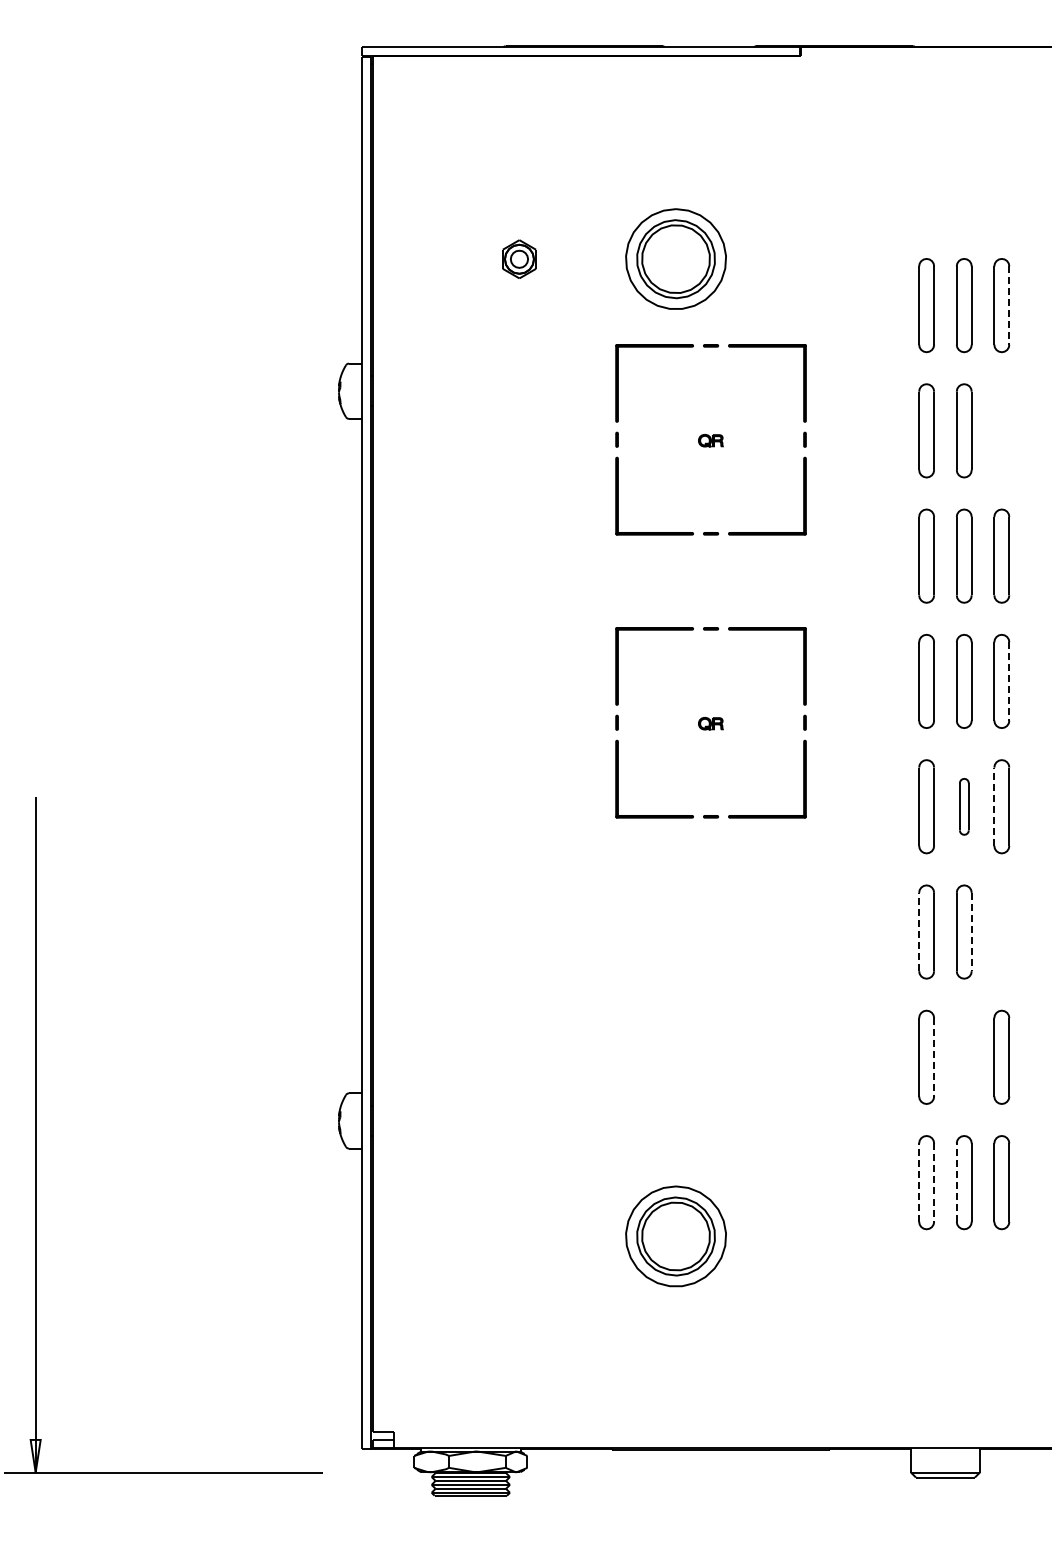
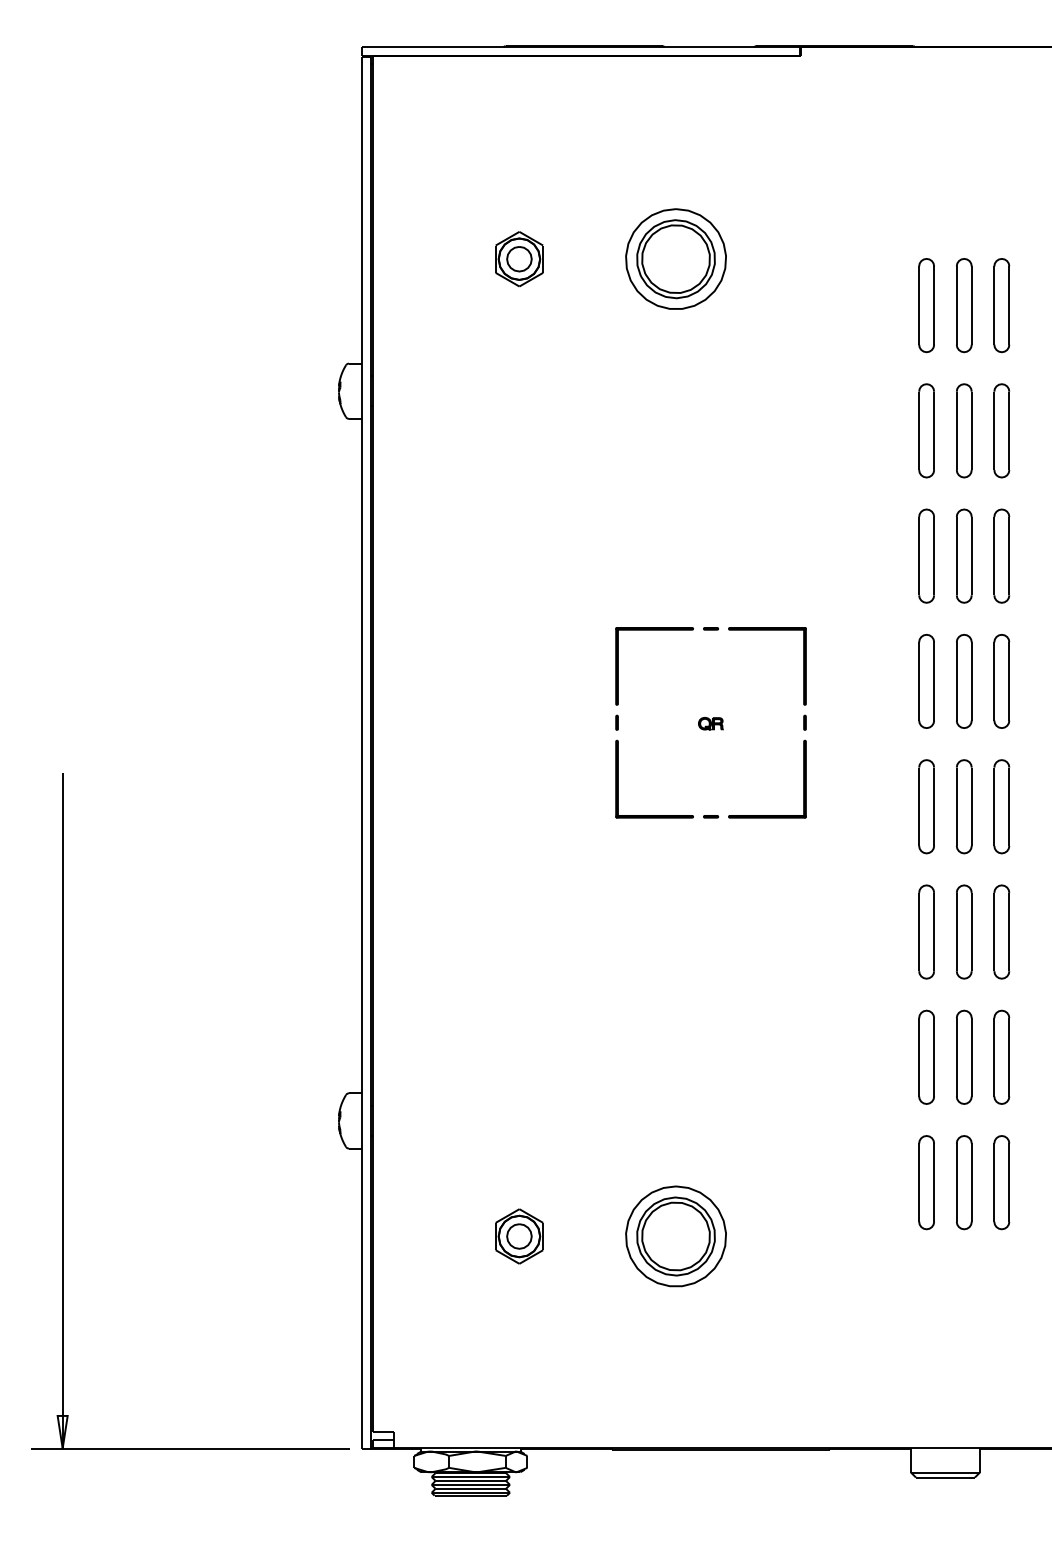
part size: 35x40 px -> 49x57 px (519, 259)
line: dashed -> solid (1009, 306)
part: none -> present (1001, 430)
part: present -> none (710, 439)
line: dashed -> solid (1009, 681)
part size: 11x58 px -> 17x96 px (964, 806)
line: dashed -> solid (994, 806)
line: dashed -> solid (919, 931)
part: none -> present (1001, 931)
line: dashed -> solid (971, 932)
part: none -> present (964, 1056)
line: dashed -> solid (934, 1057)
part position: (36, 1135) -> (63, 1111) (63, 1111)
line: dashed -> solid (919, 1182)
line: dashed -> solid (956, 1182)
line: dashed -> solid (934, 1183)
part: none -> present (519, 1236)
